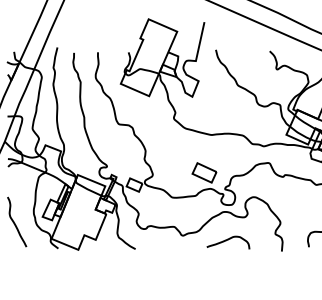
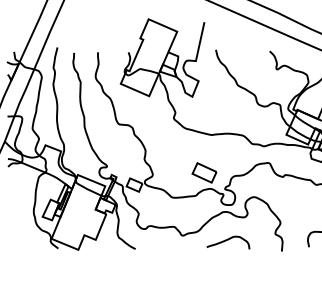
curve: present -> none (15, 223)
